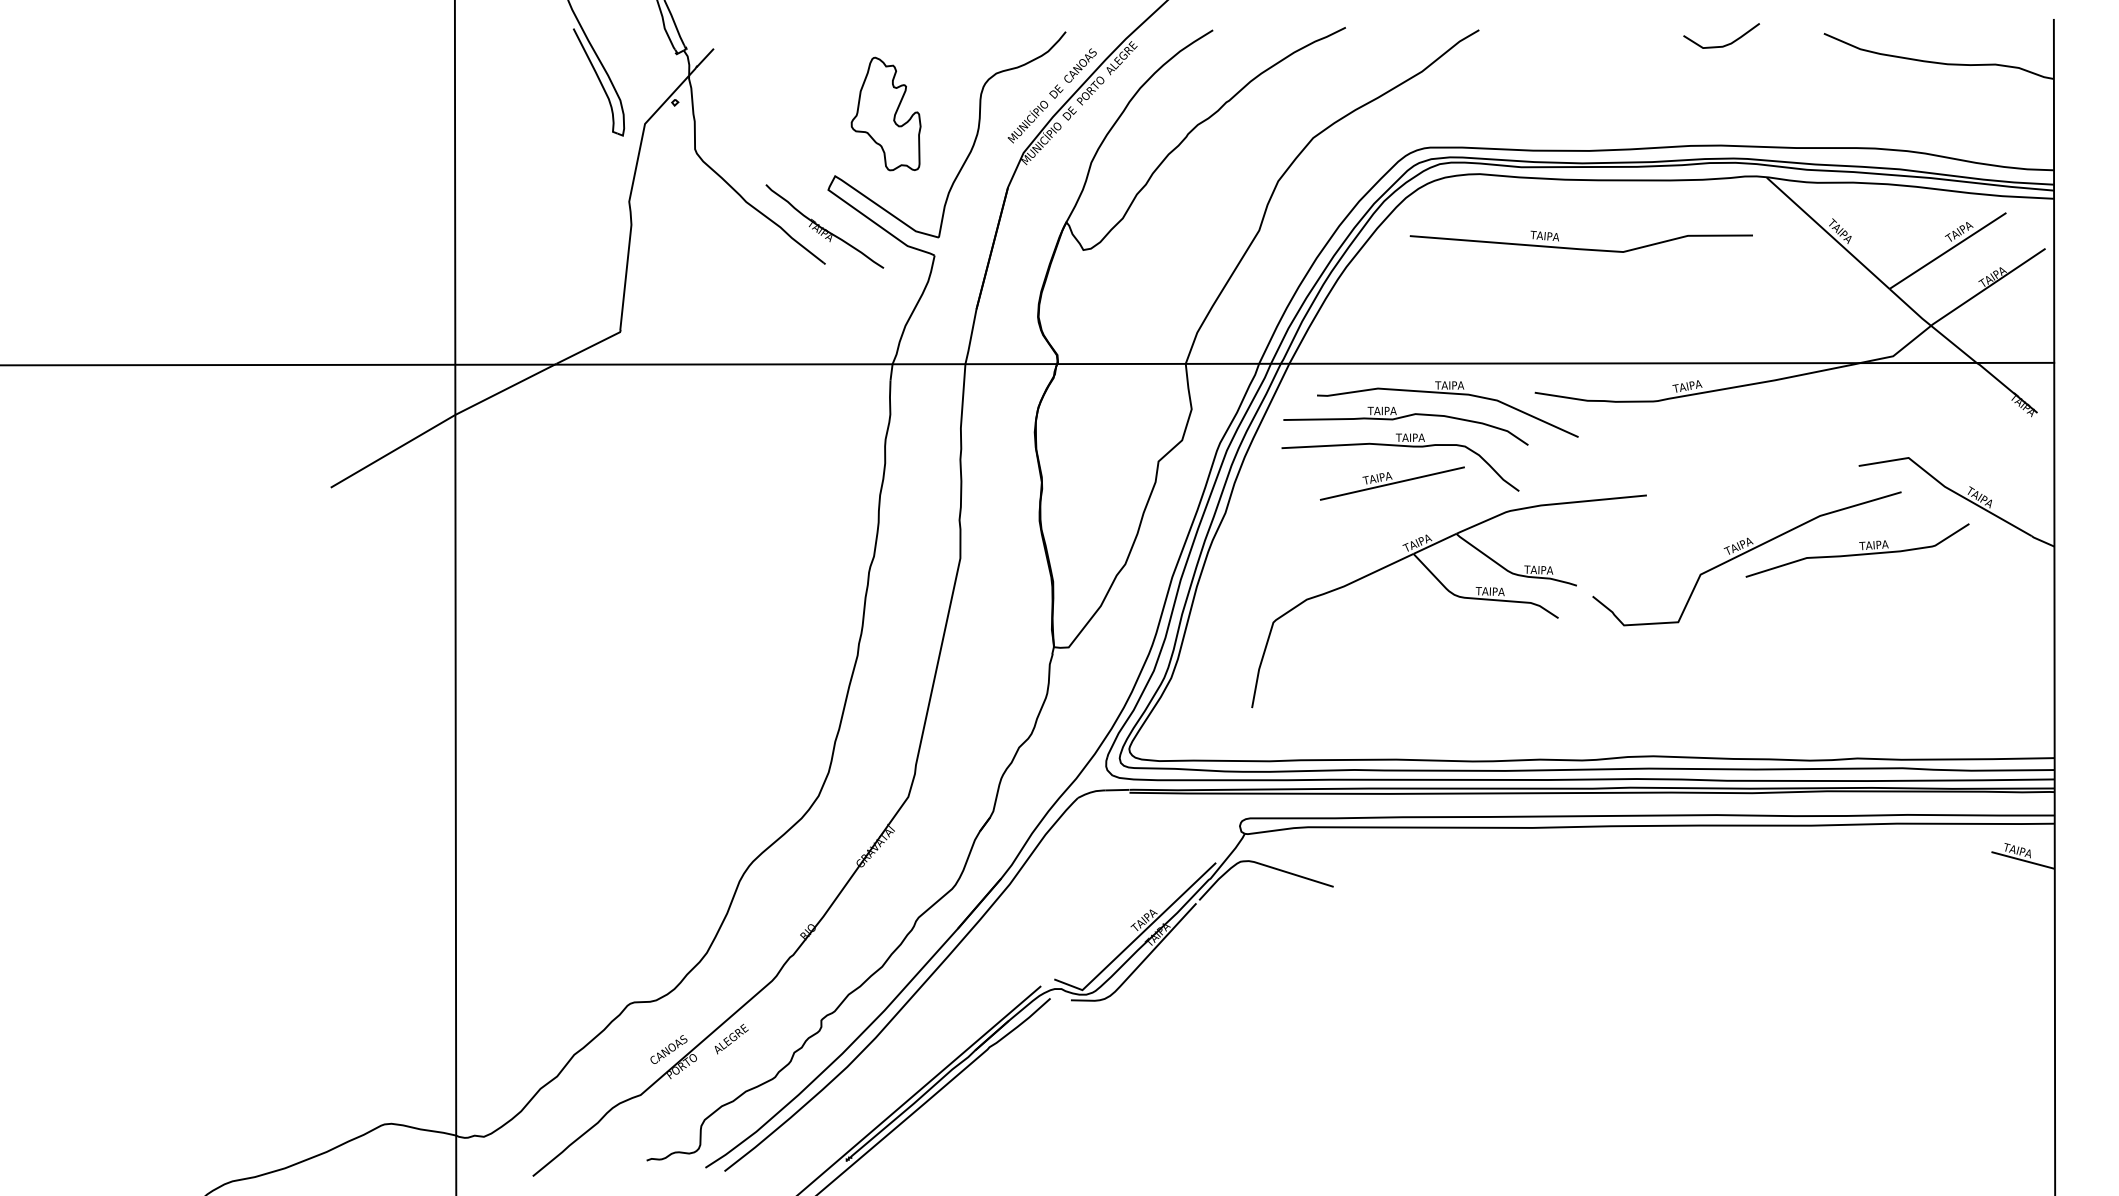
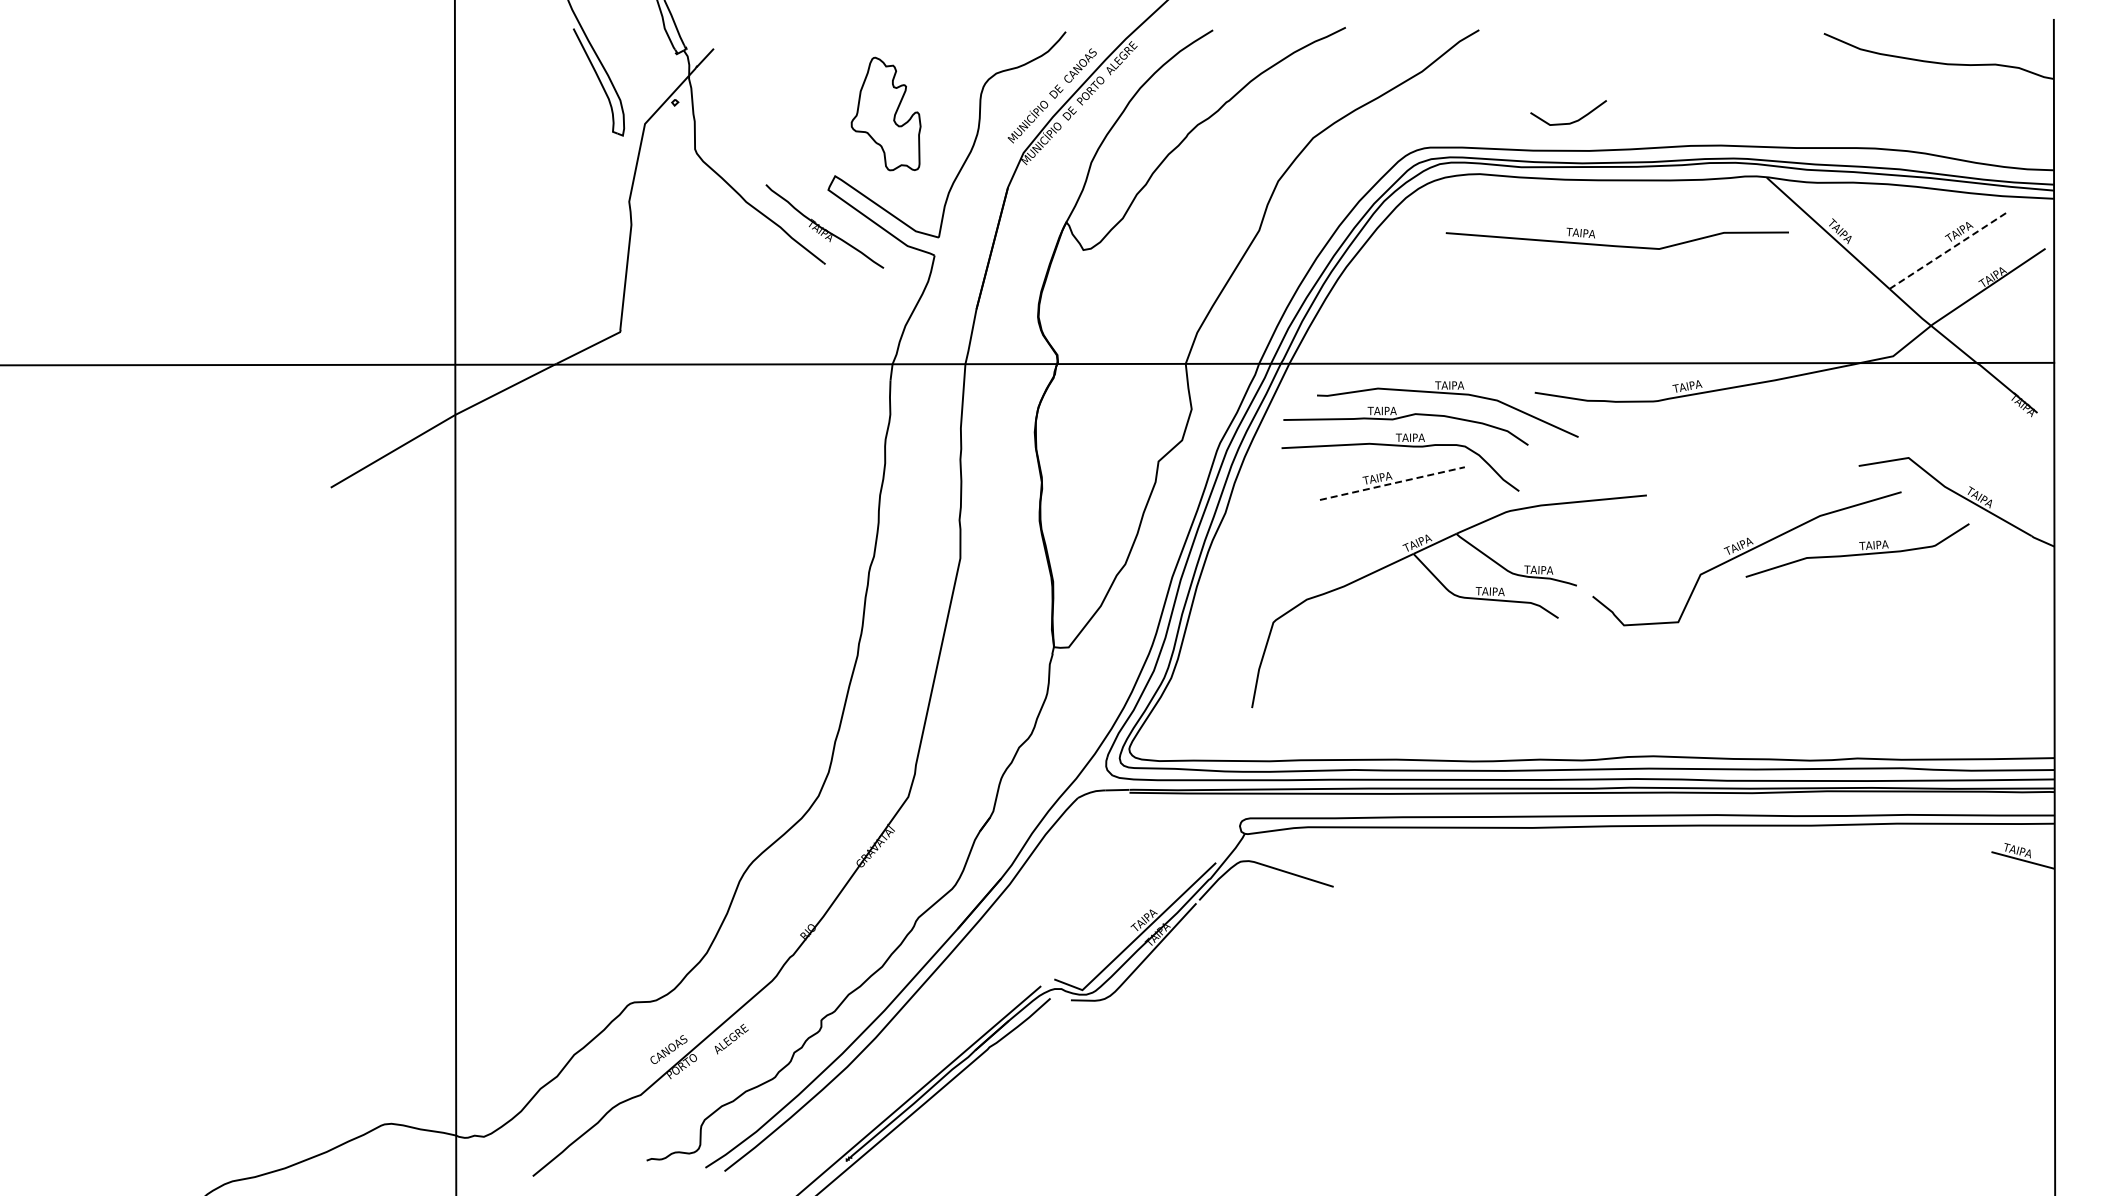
curve position: (1725, 44) -> (1572, 121) (1572, 121)
part position: (1580, 248) -> (1616, 245) (1616, 245)
line: solid -> dashed (1947, 250)
line: solid -> dashed (1392, 483)
